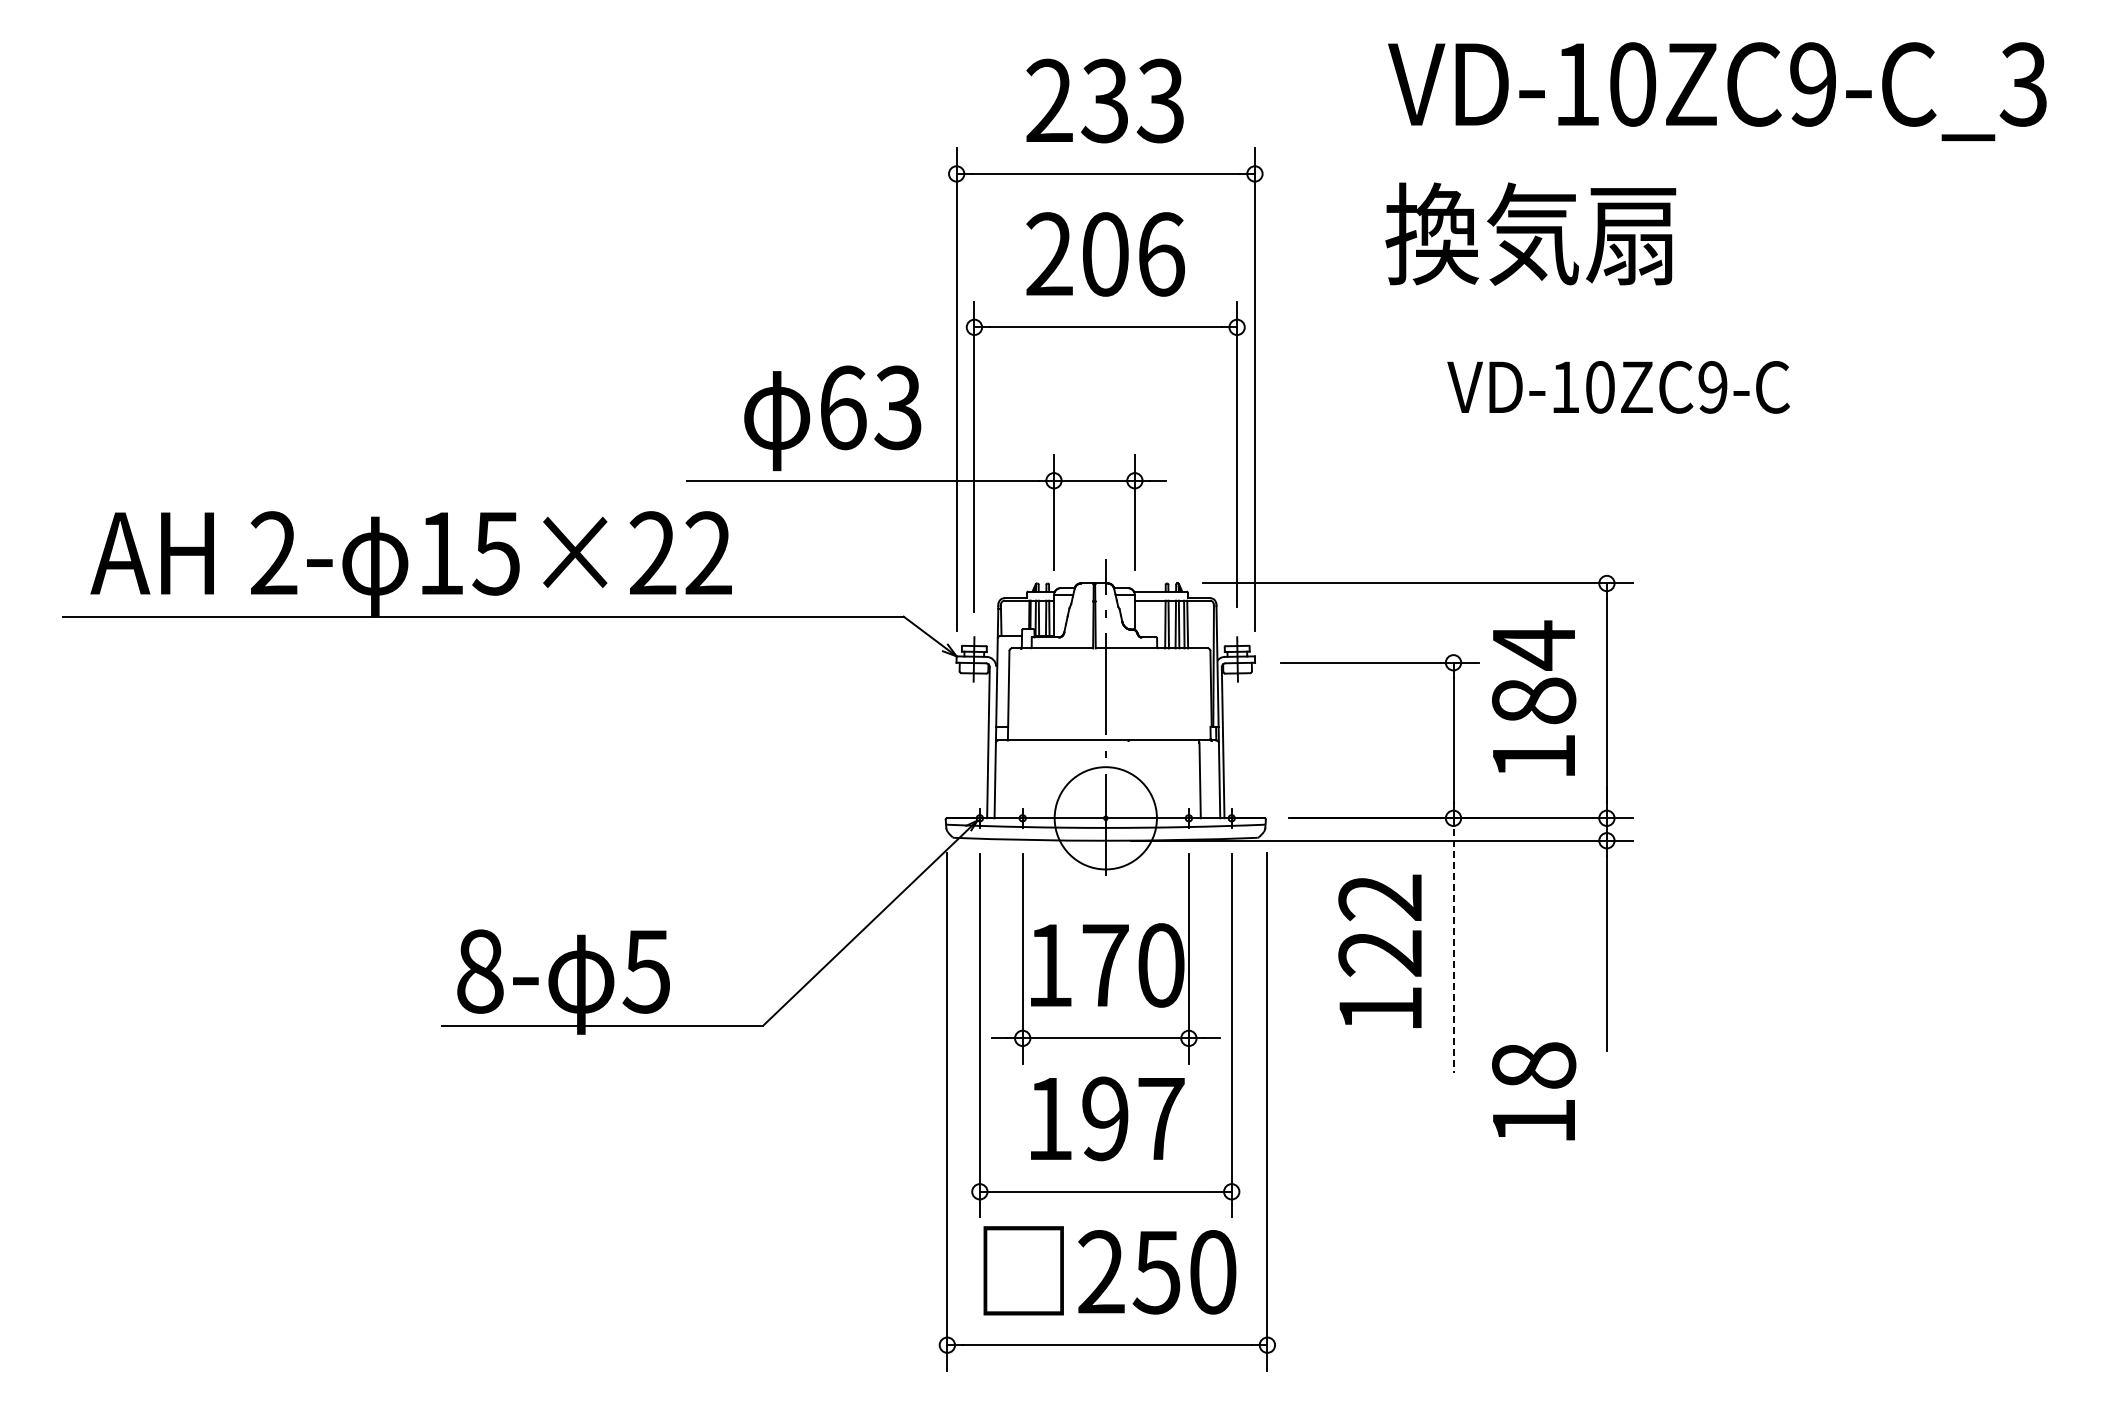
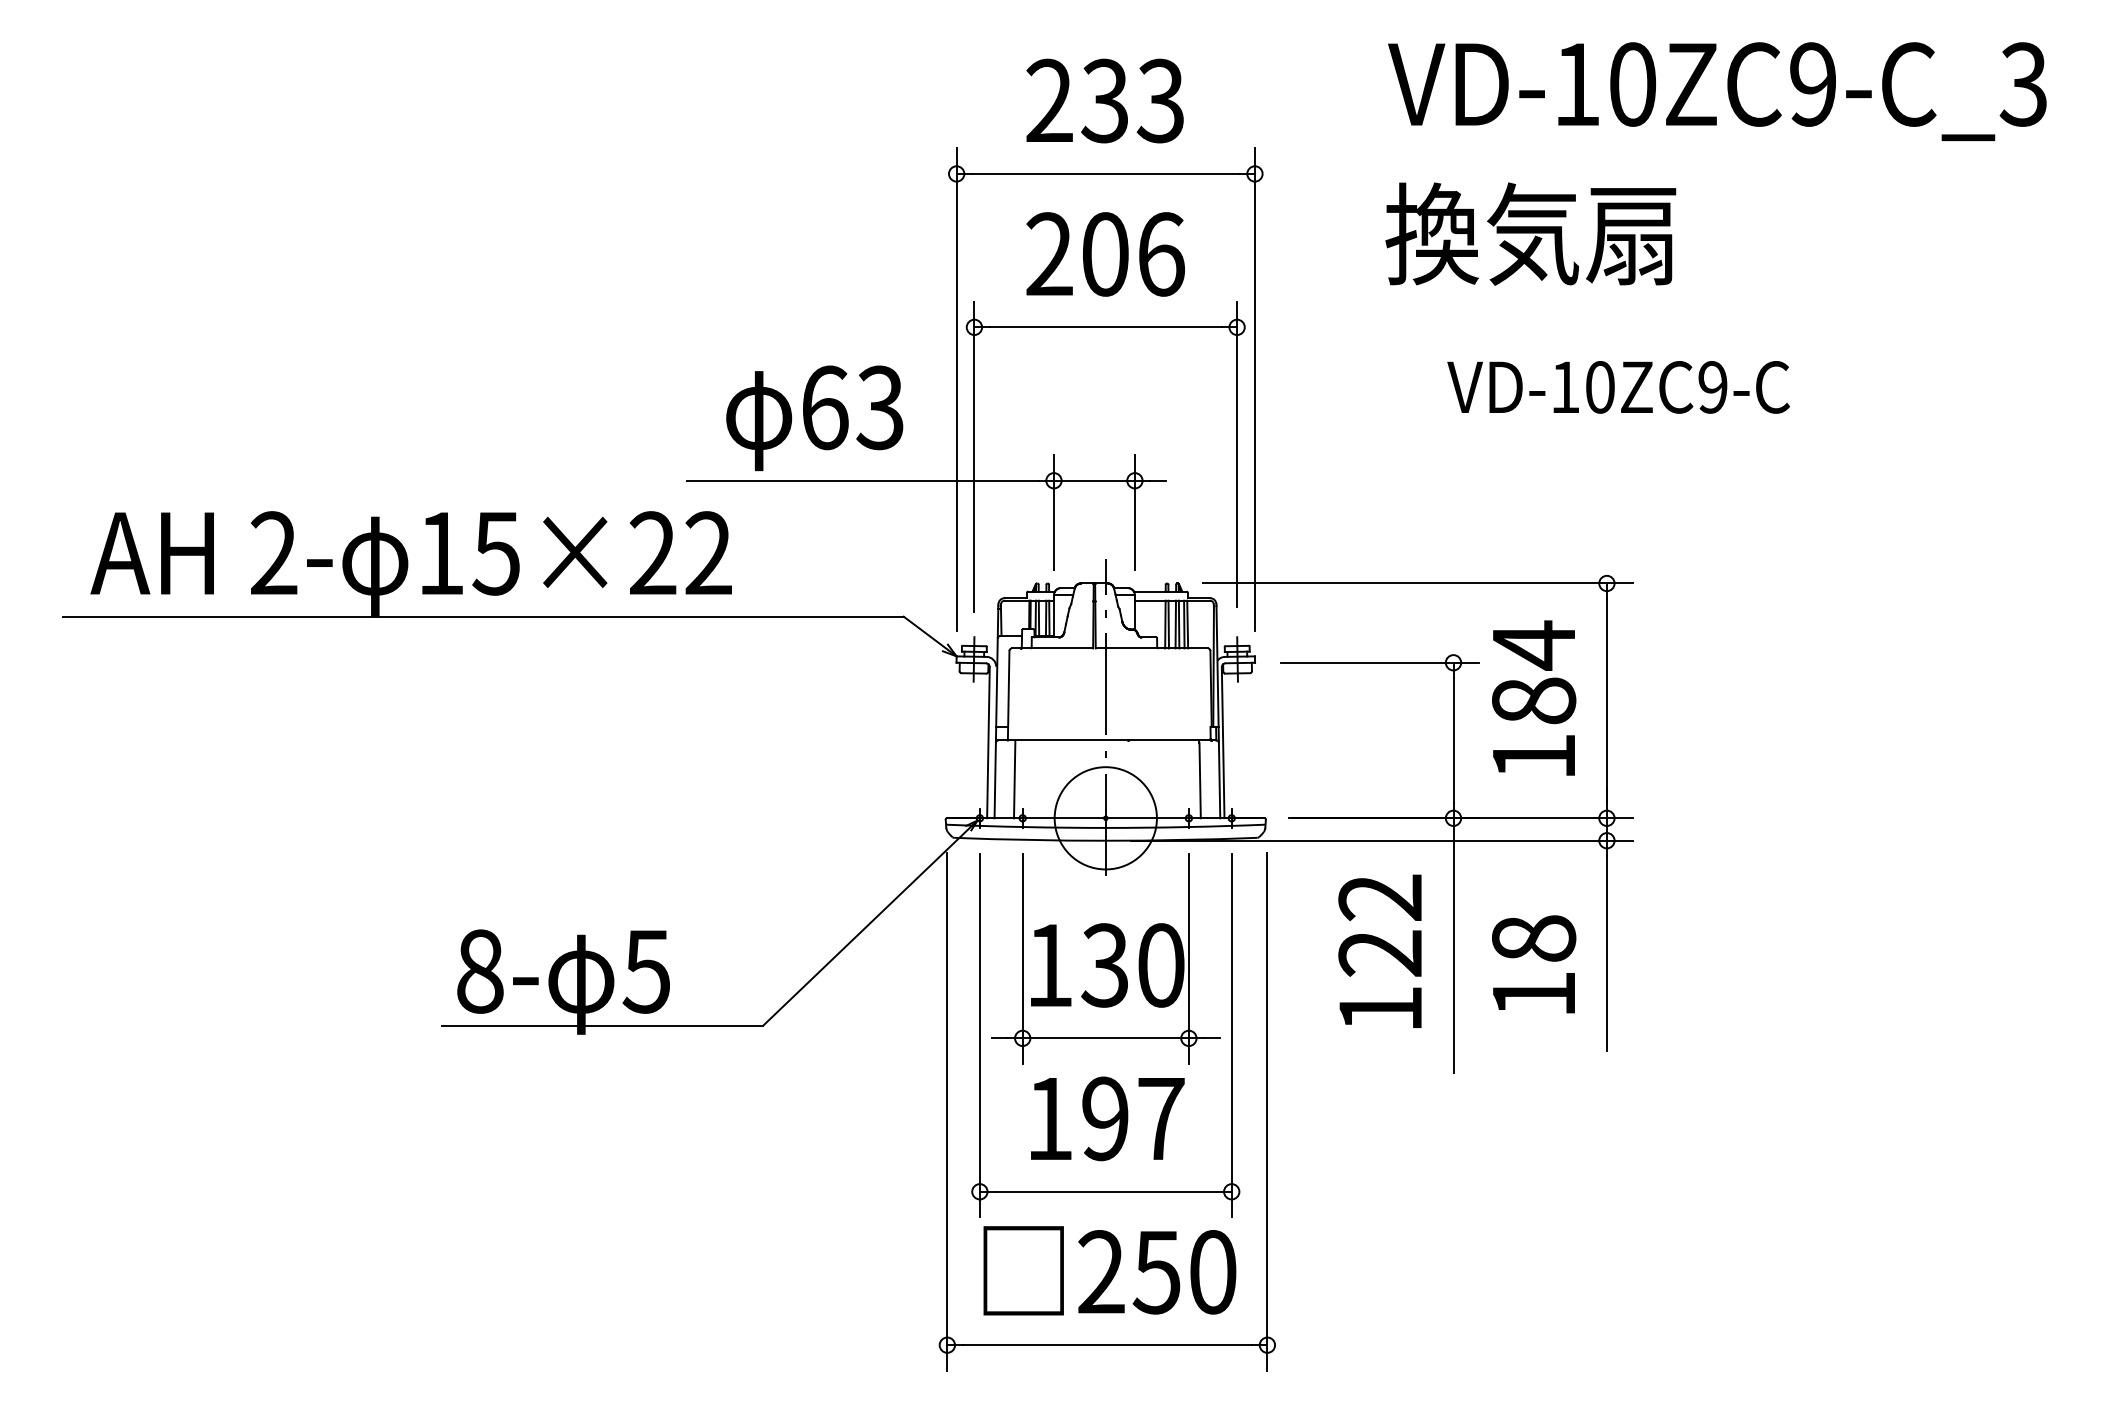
text position: (832, 418) -> (814, 418) (814, 418)
line: none -> present (1014, 779)
line: dashed -> solid (1453, 946)
text: 170 -> 130 (1104, 965)
text position: (1534, 1091) -> (1534, 964) (1534, 964)
